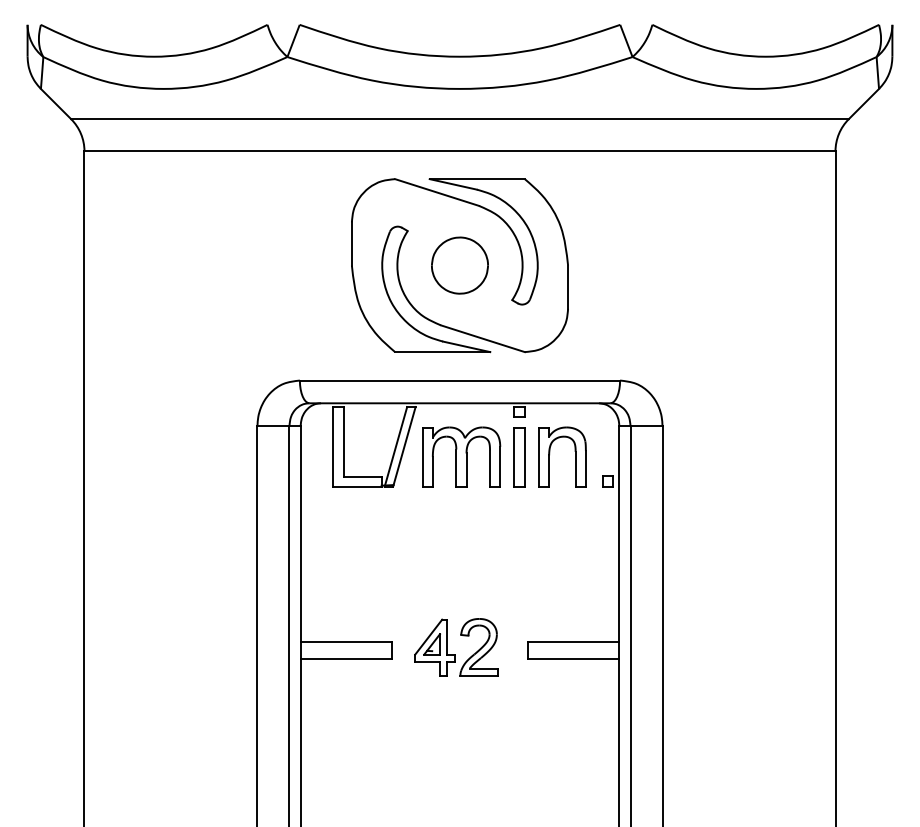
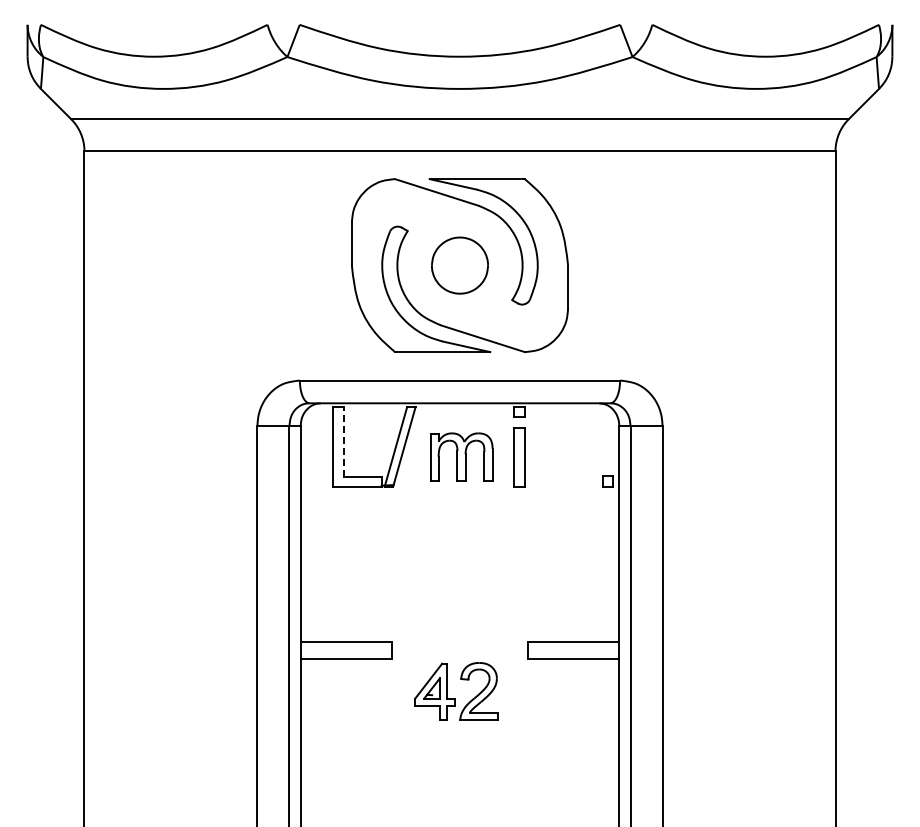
line: solid -> dashed (343, 441)
part: present -> none (550, 454)
part size: 80x62 px -> 64x50 px (461, 456)
part position: (455, 654) -> (455, 698) (455, 698)
